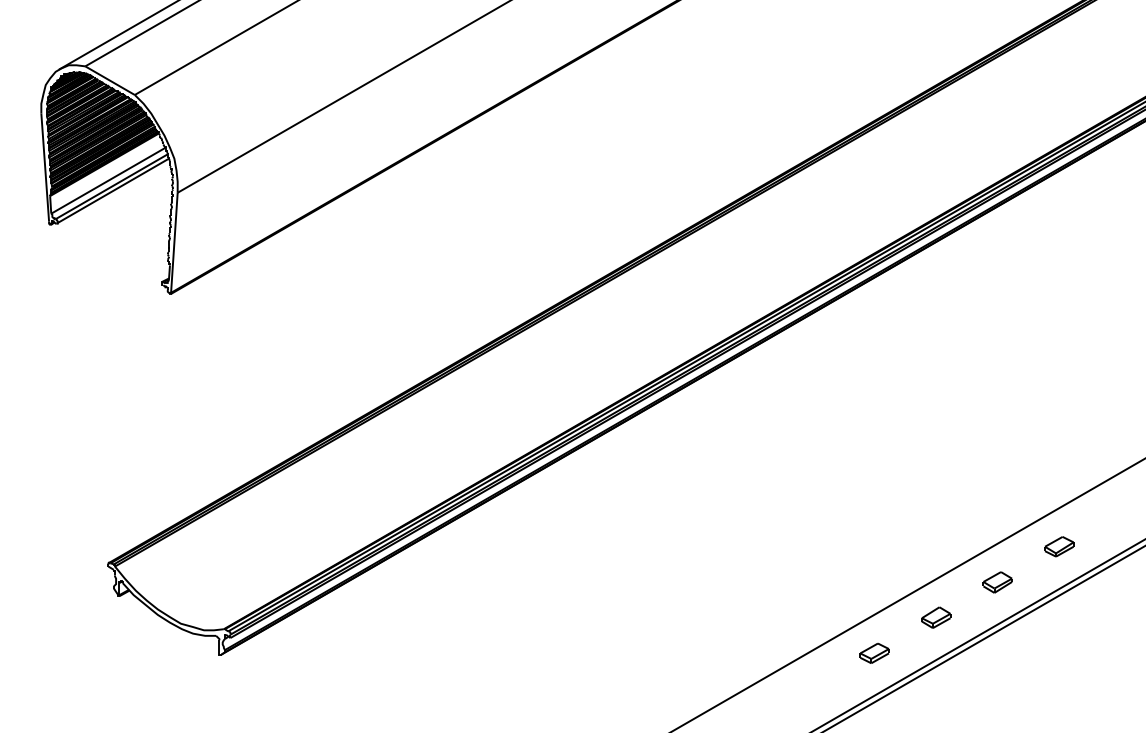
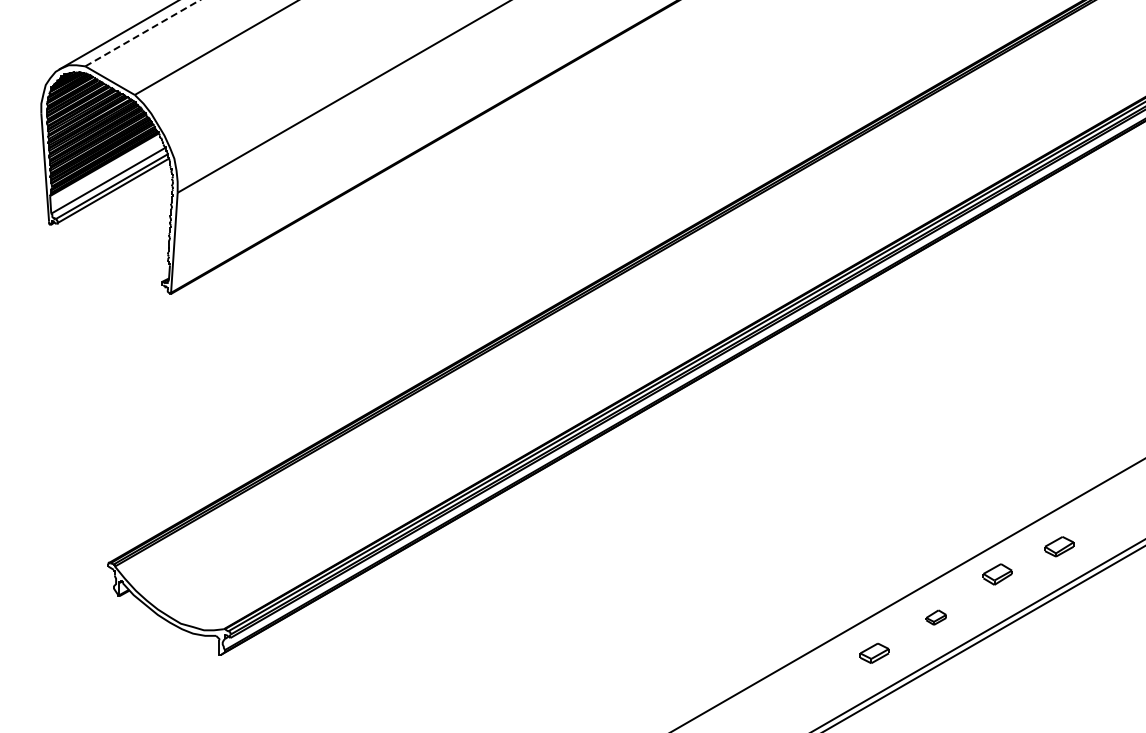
line: solid -> dashed (142, 33)
part position: (997, 582) -> (997, 574) (997, 574)
part size: 31x23 px -> 22x17 px (935, 617)
